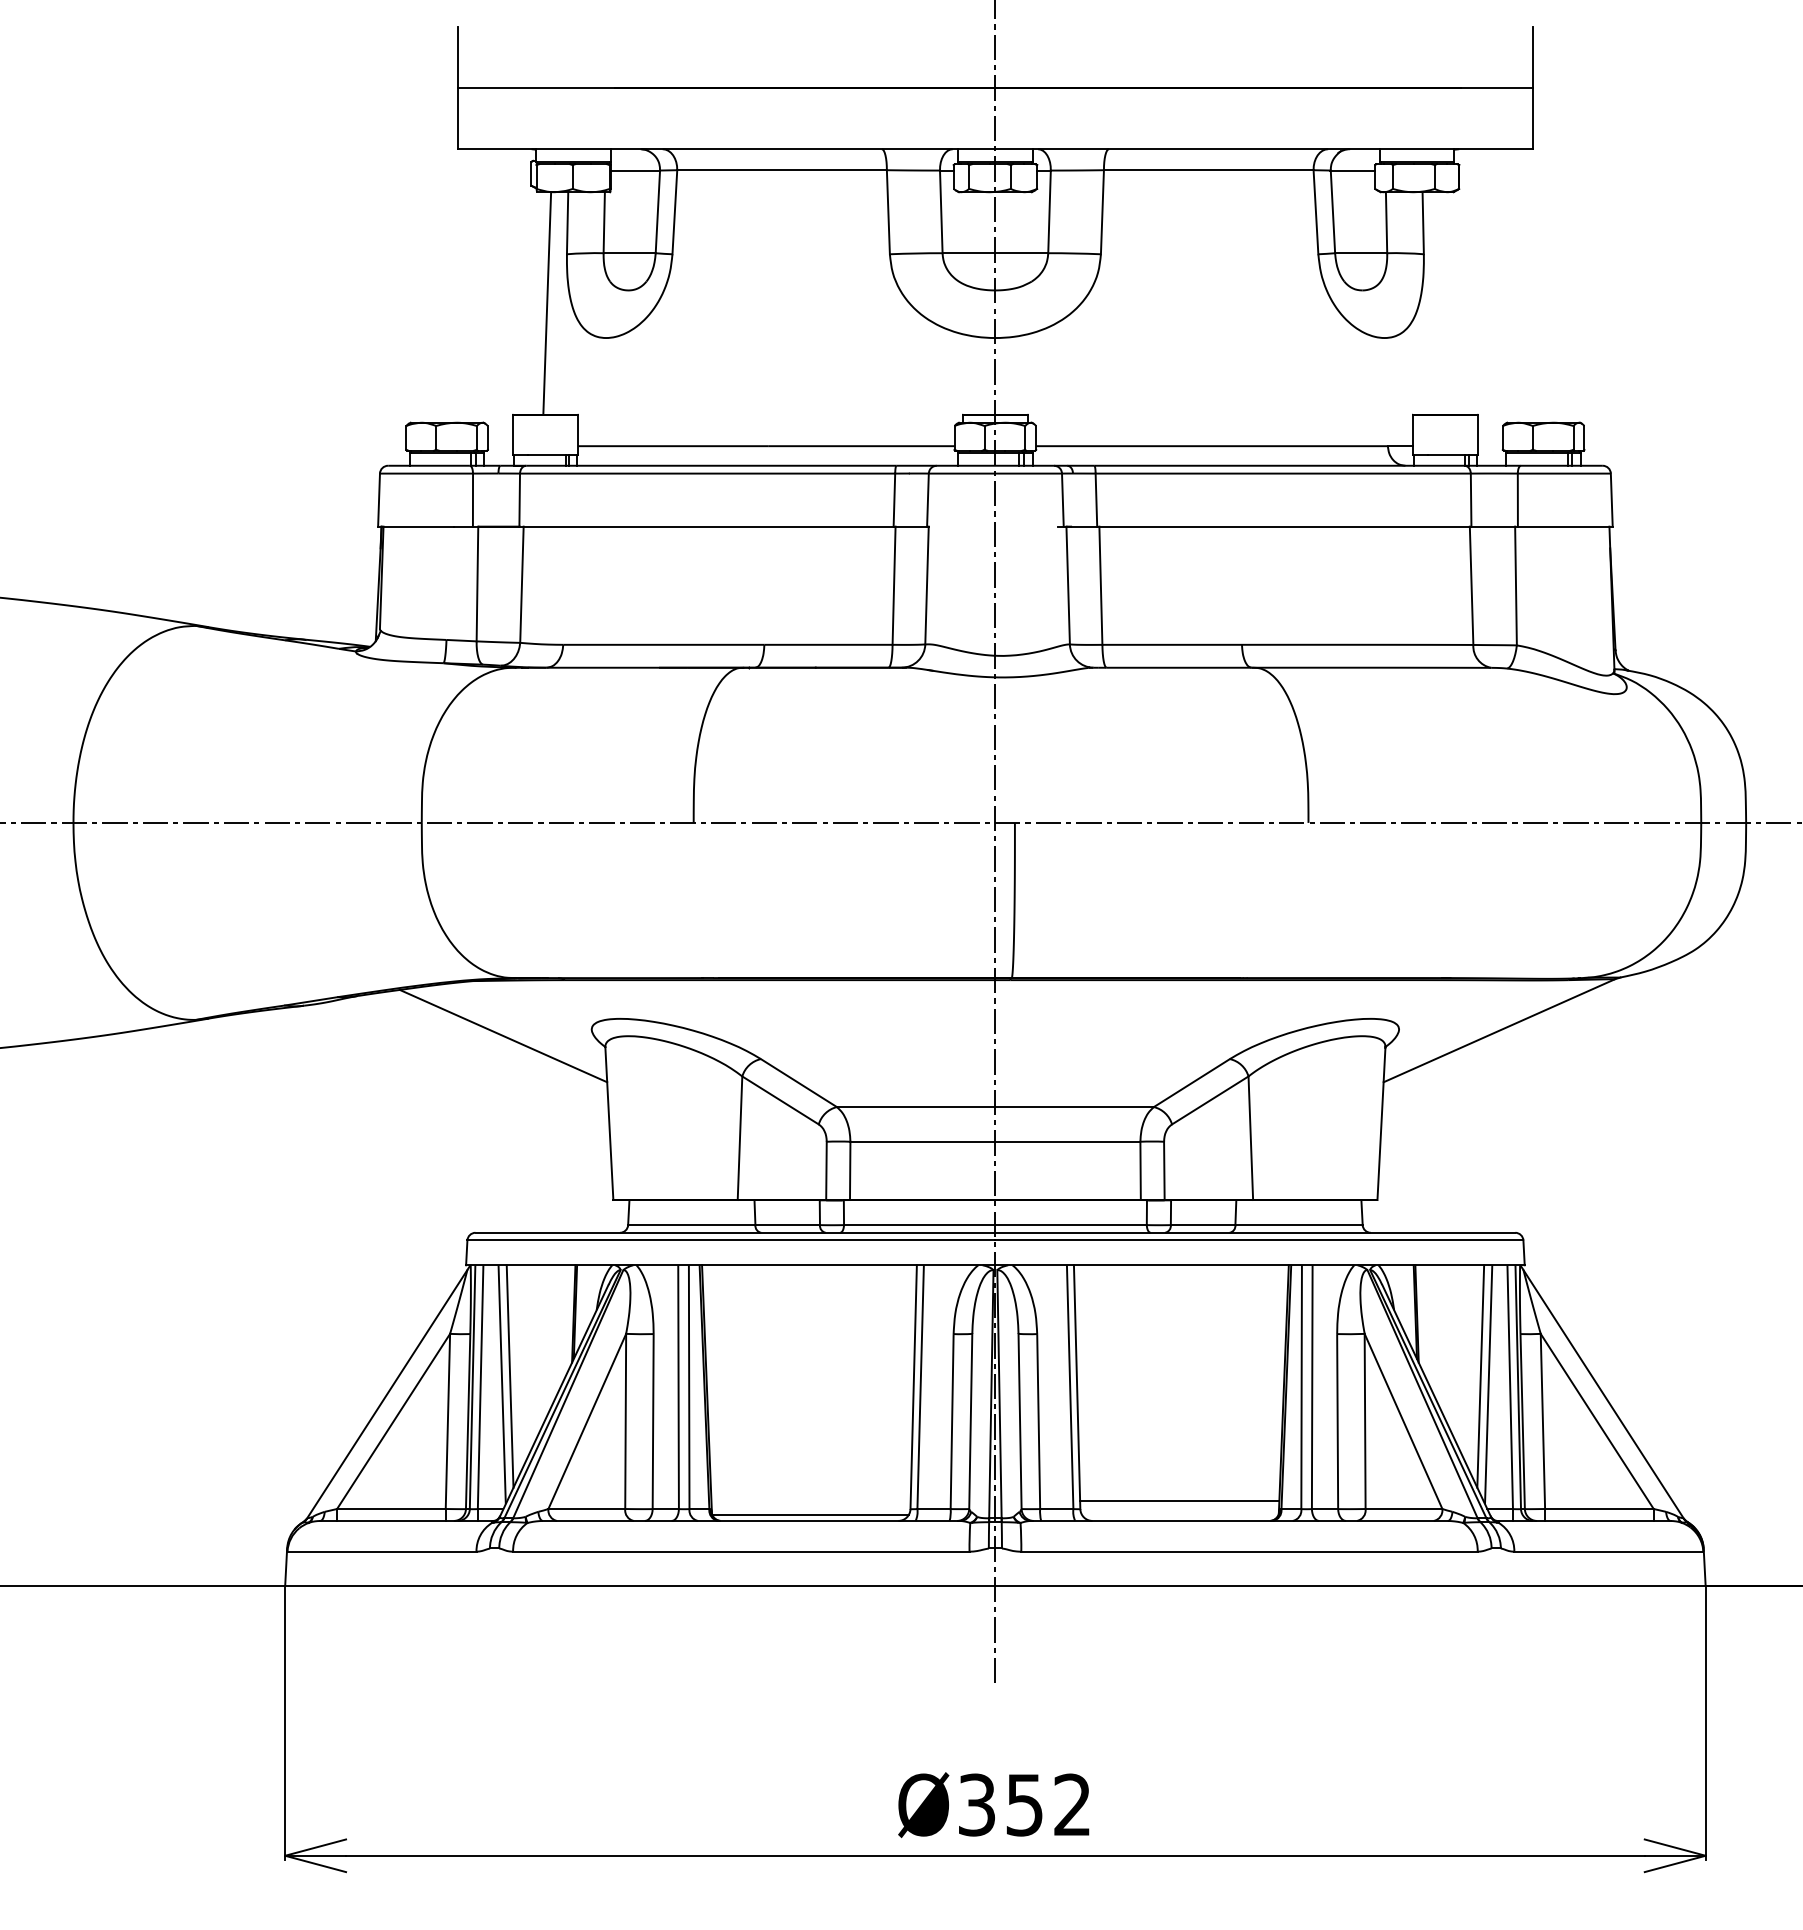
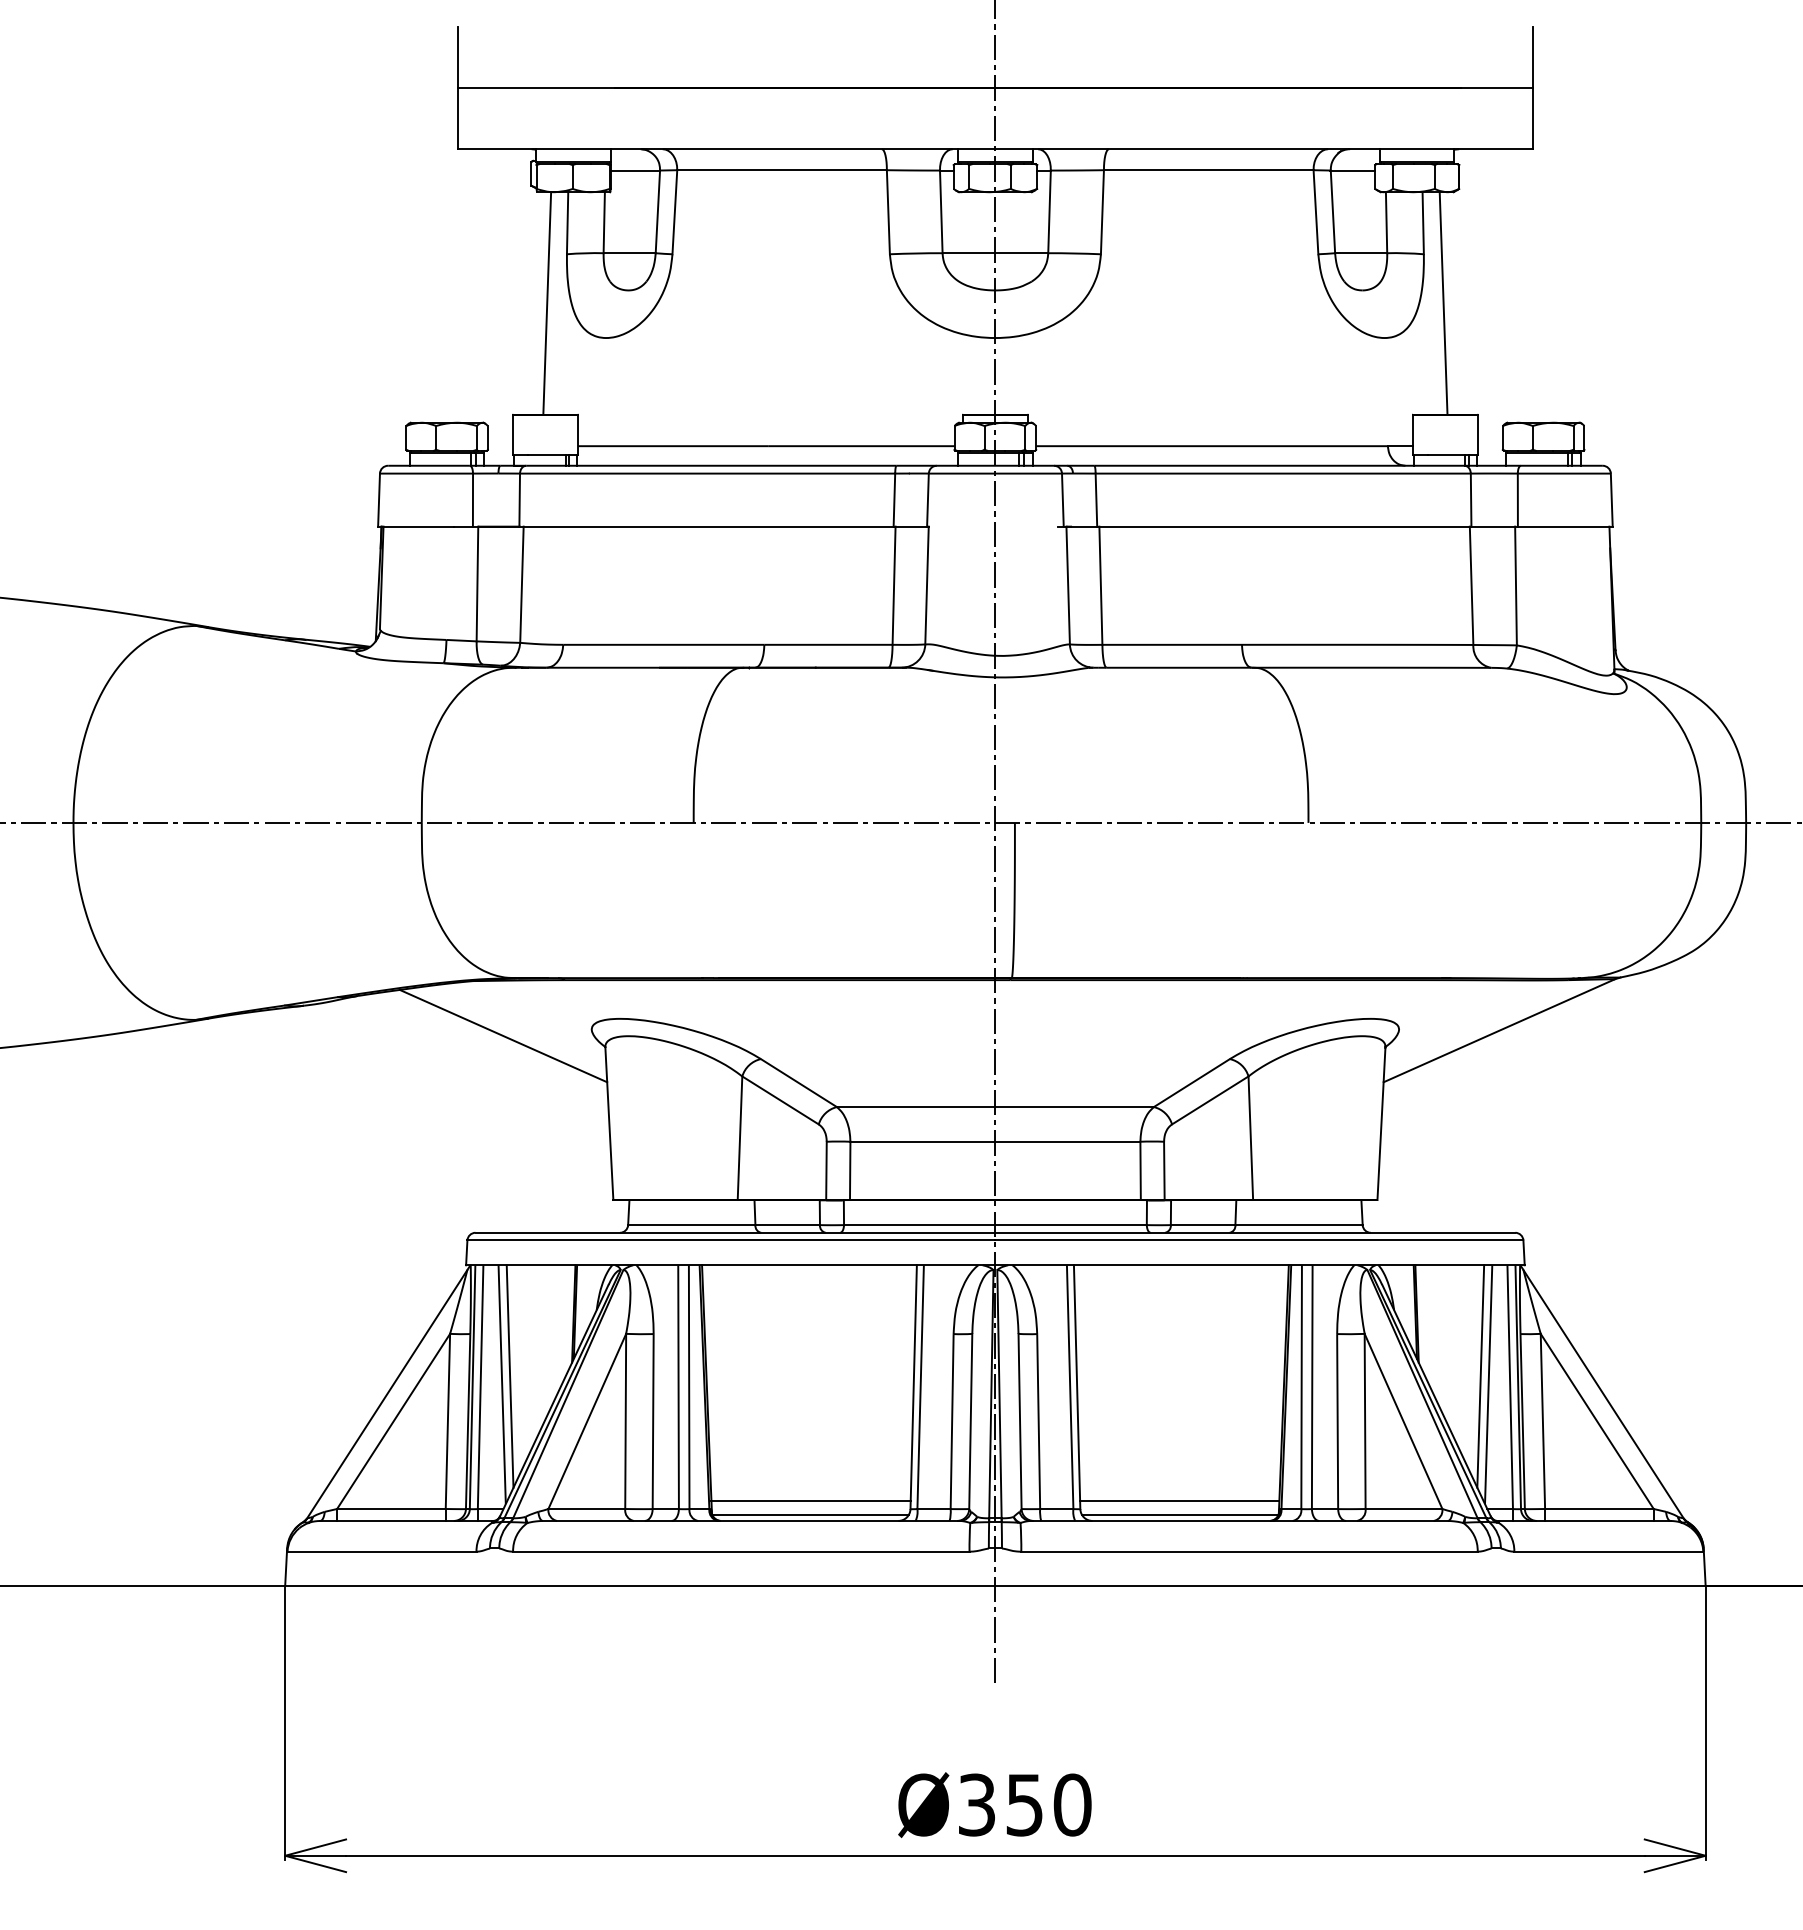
line: none -> present (1443, 303)
line: none -> present (810, 1500)
line: none -> present (1180, 1515)
text: Ø352 -> Ø350 (1072, 1804)
